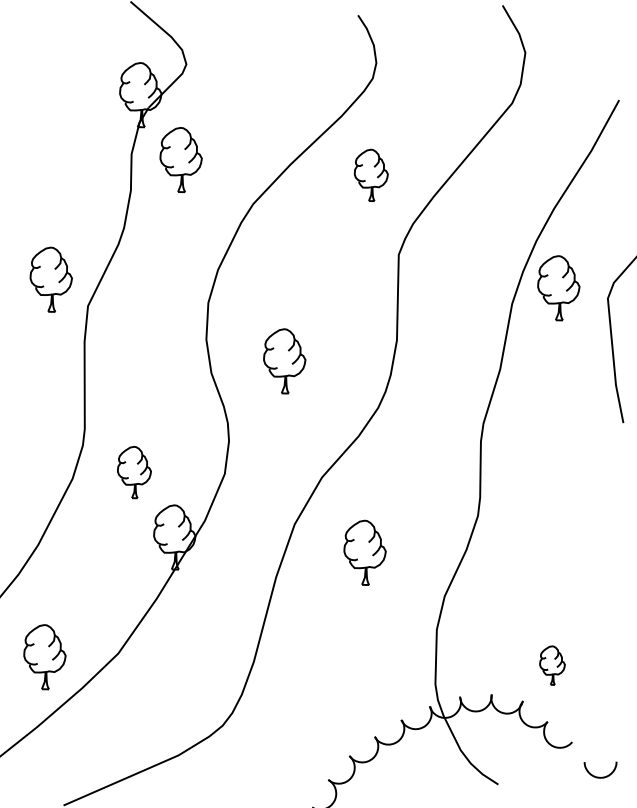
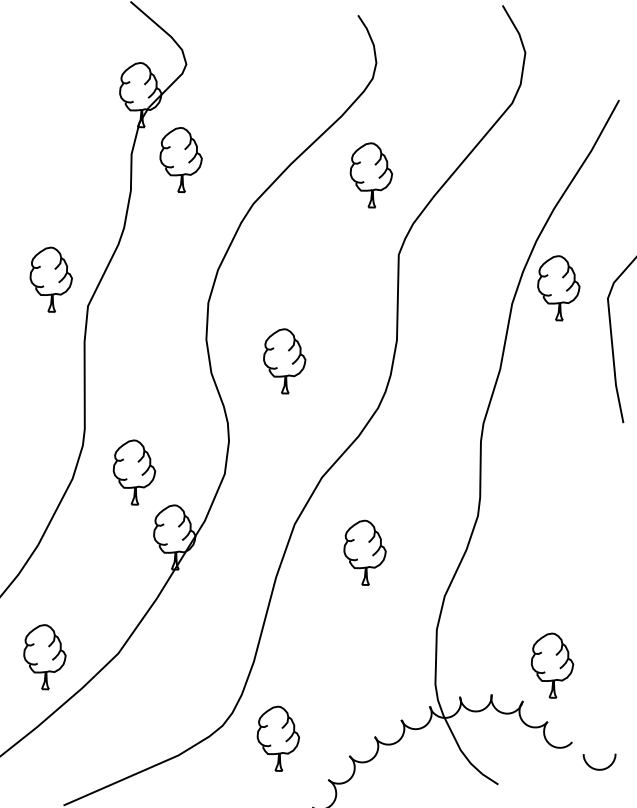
part size: 36x54 px -> 44x67 px (370, 175)
part size: 35x54 px -> 45x67 px (134, 472)
part size: 27x41 px -> 45x67 px (552, 665)
part: none -> present (277, 738)
curve position: (599, 776) -> (598, 768) (598, 768)
